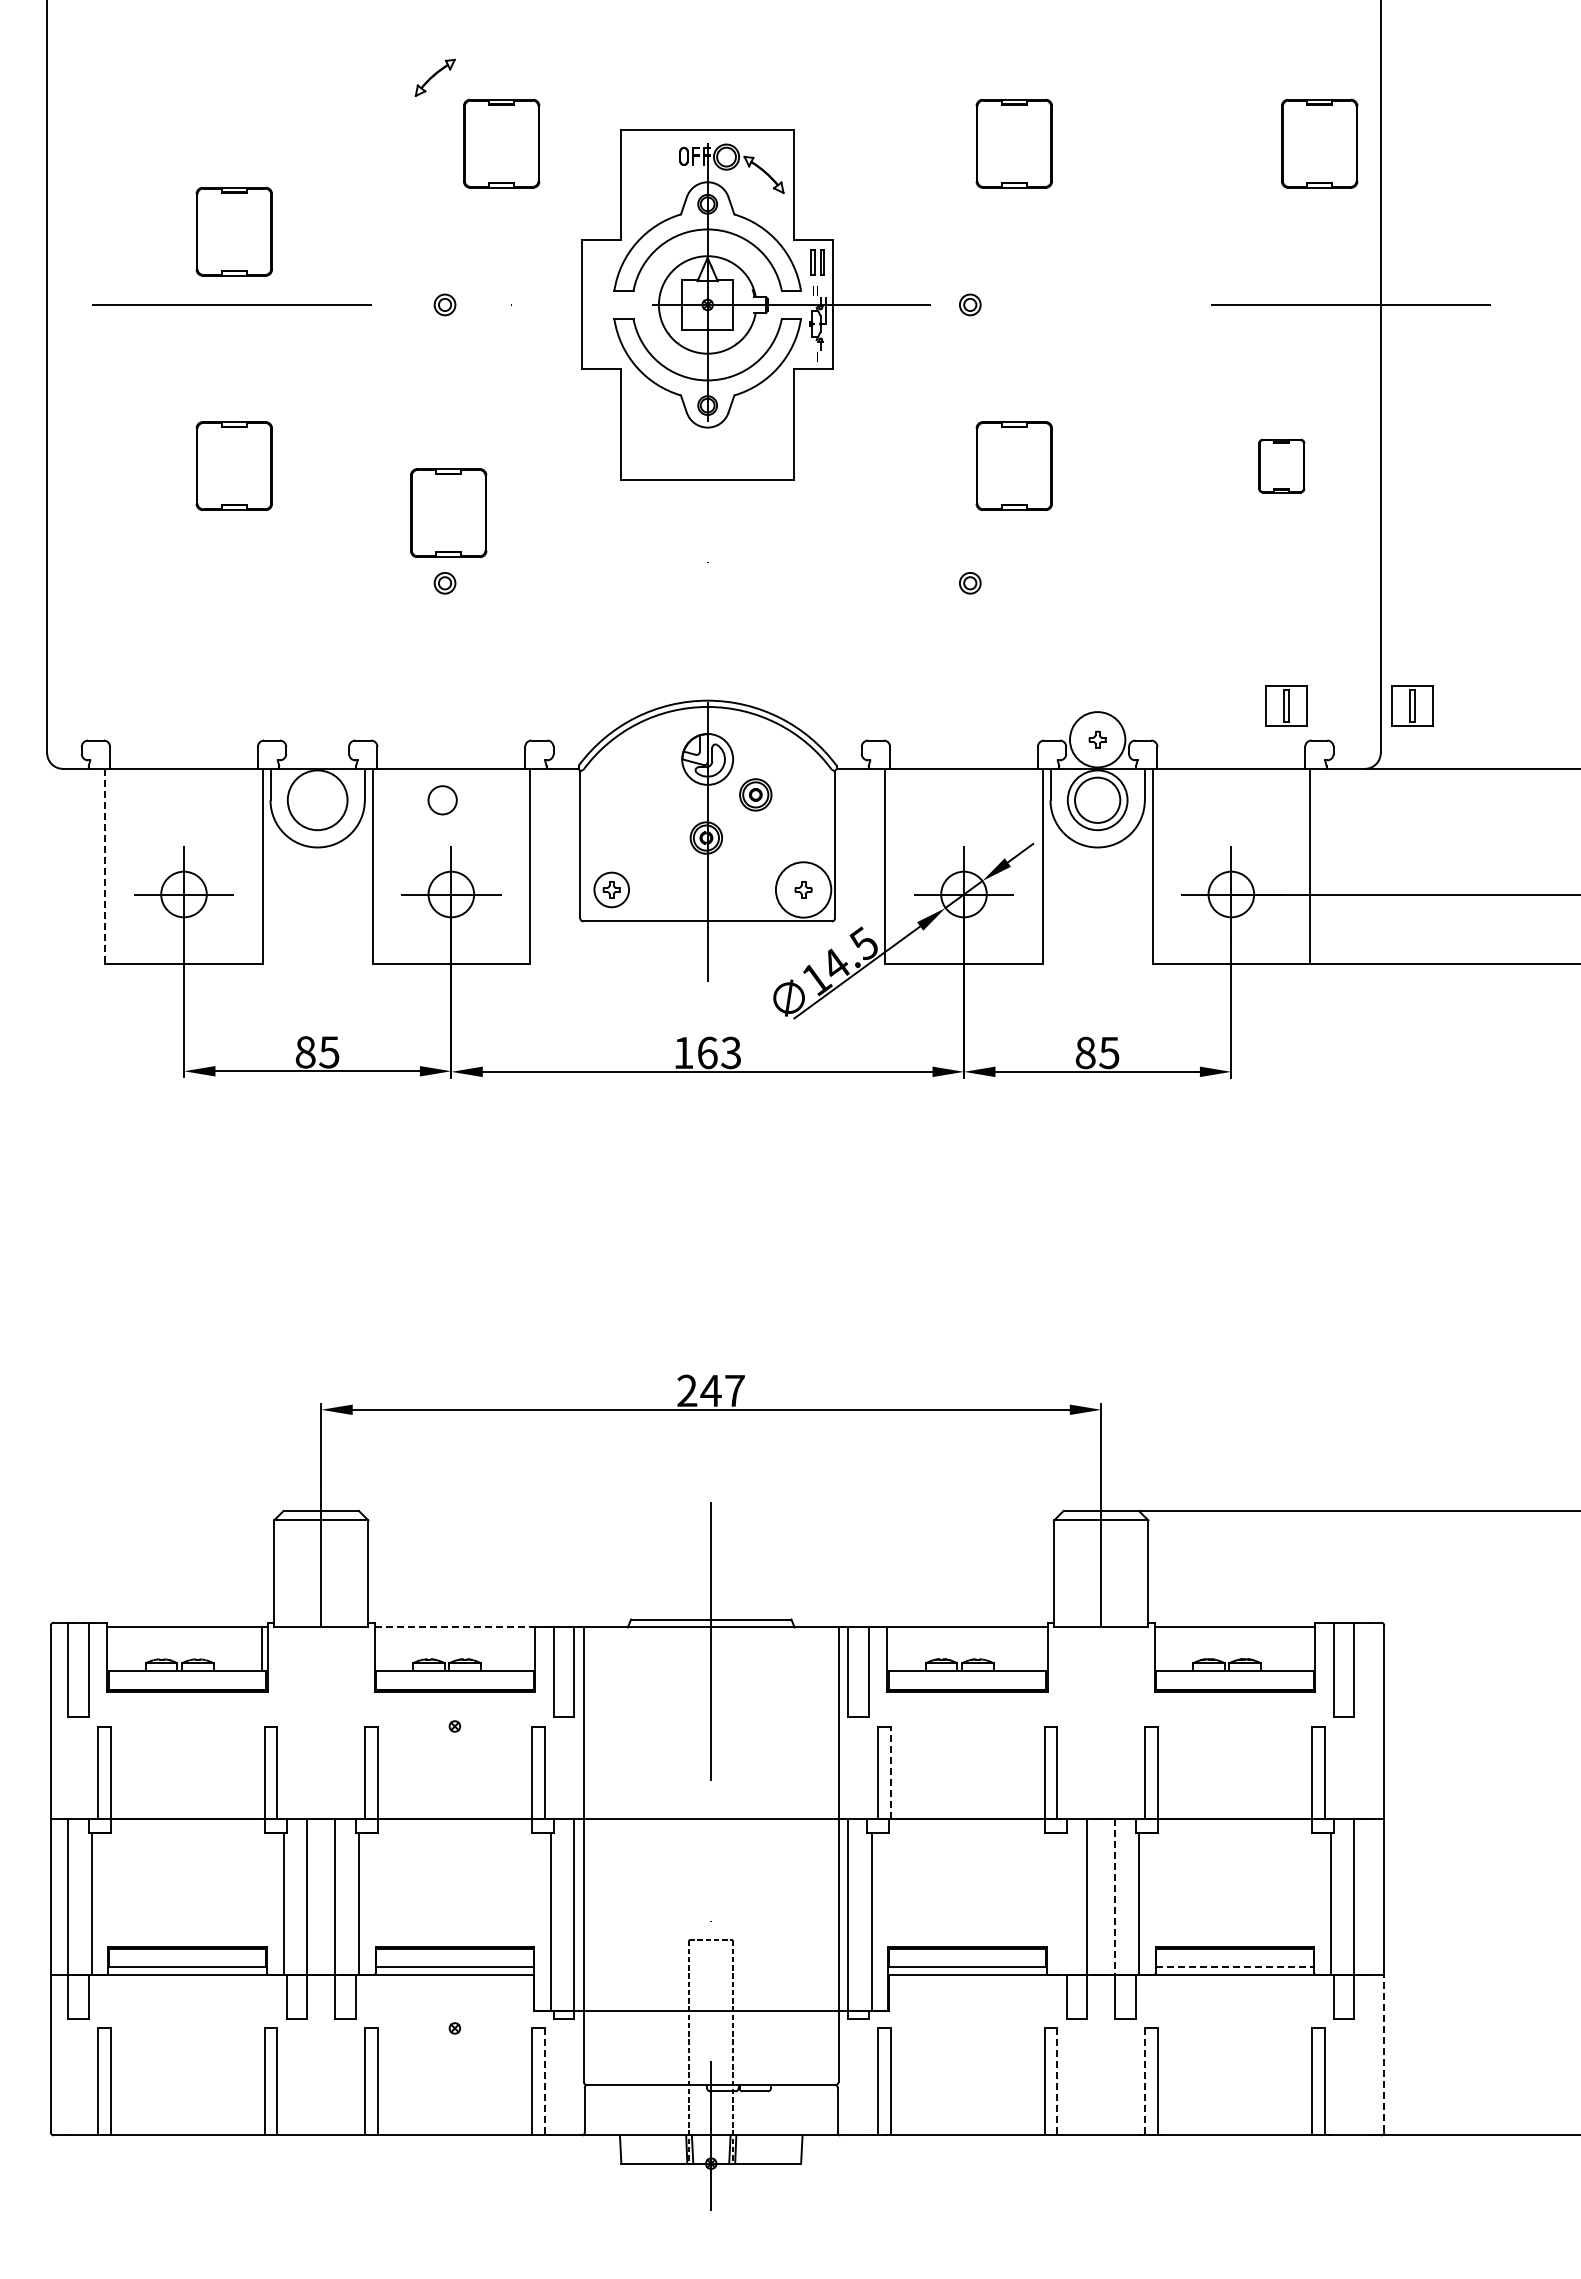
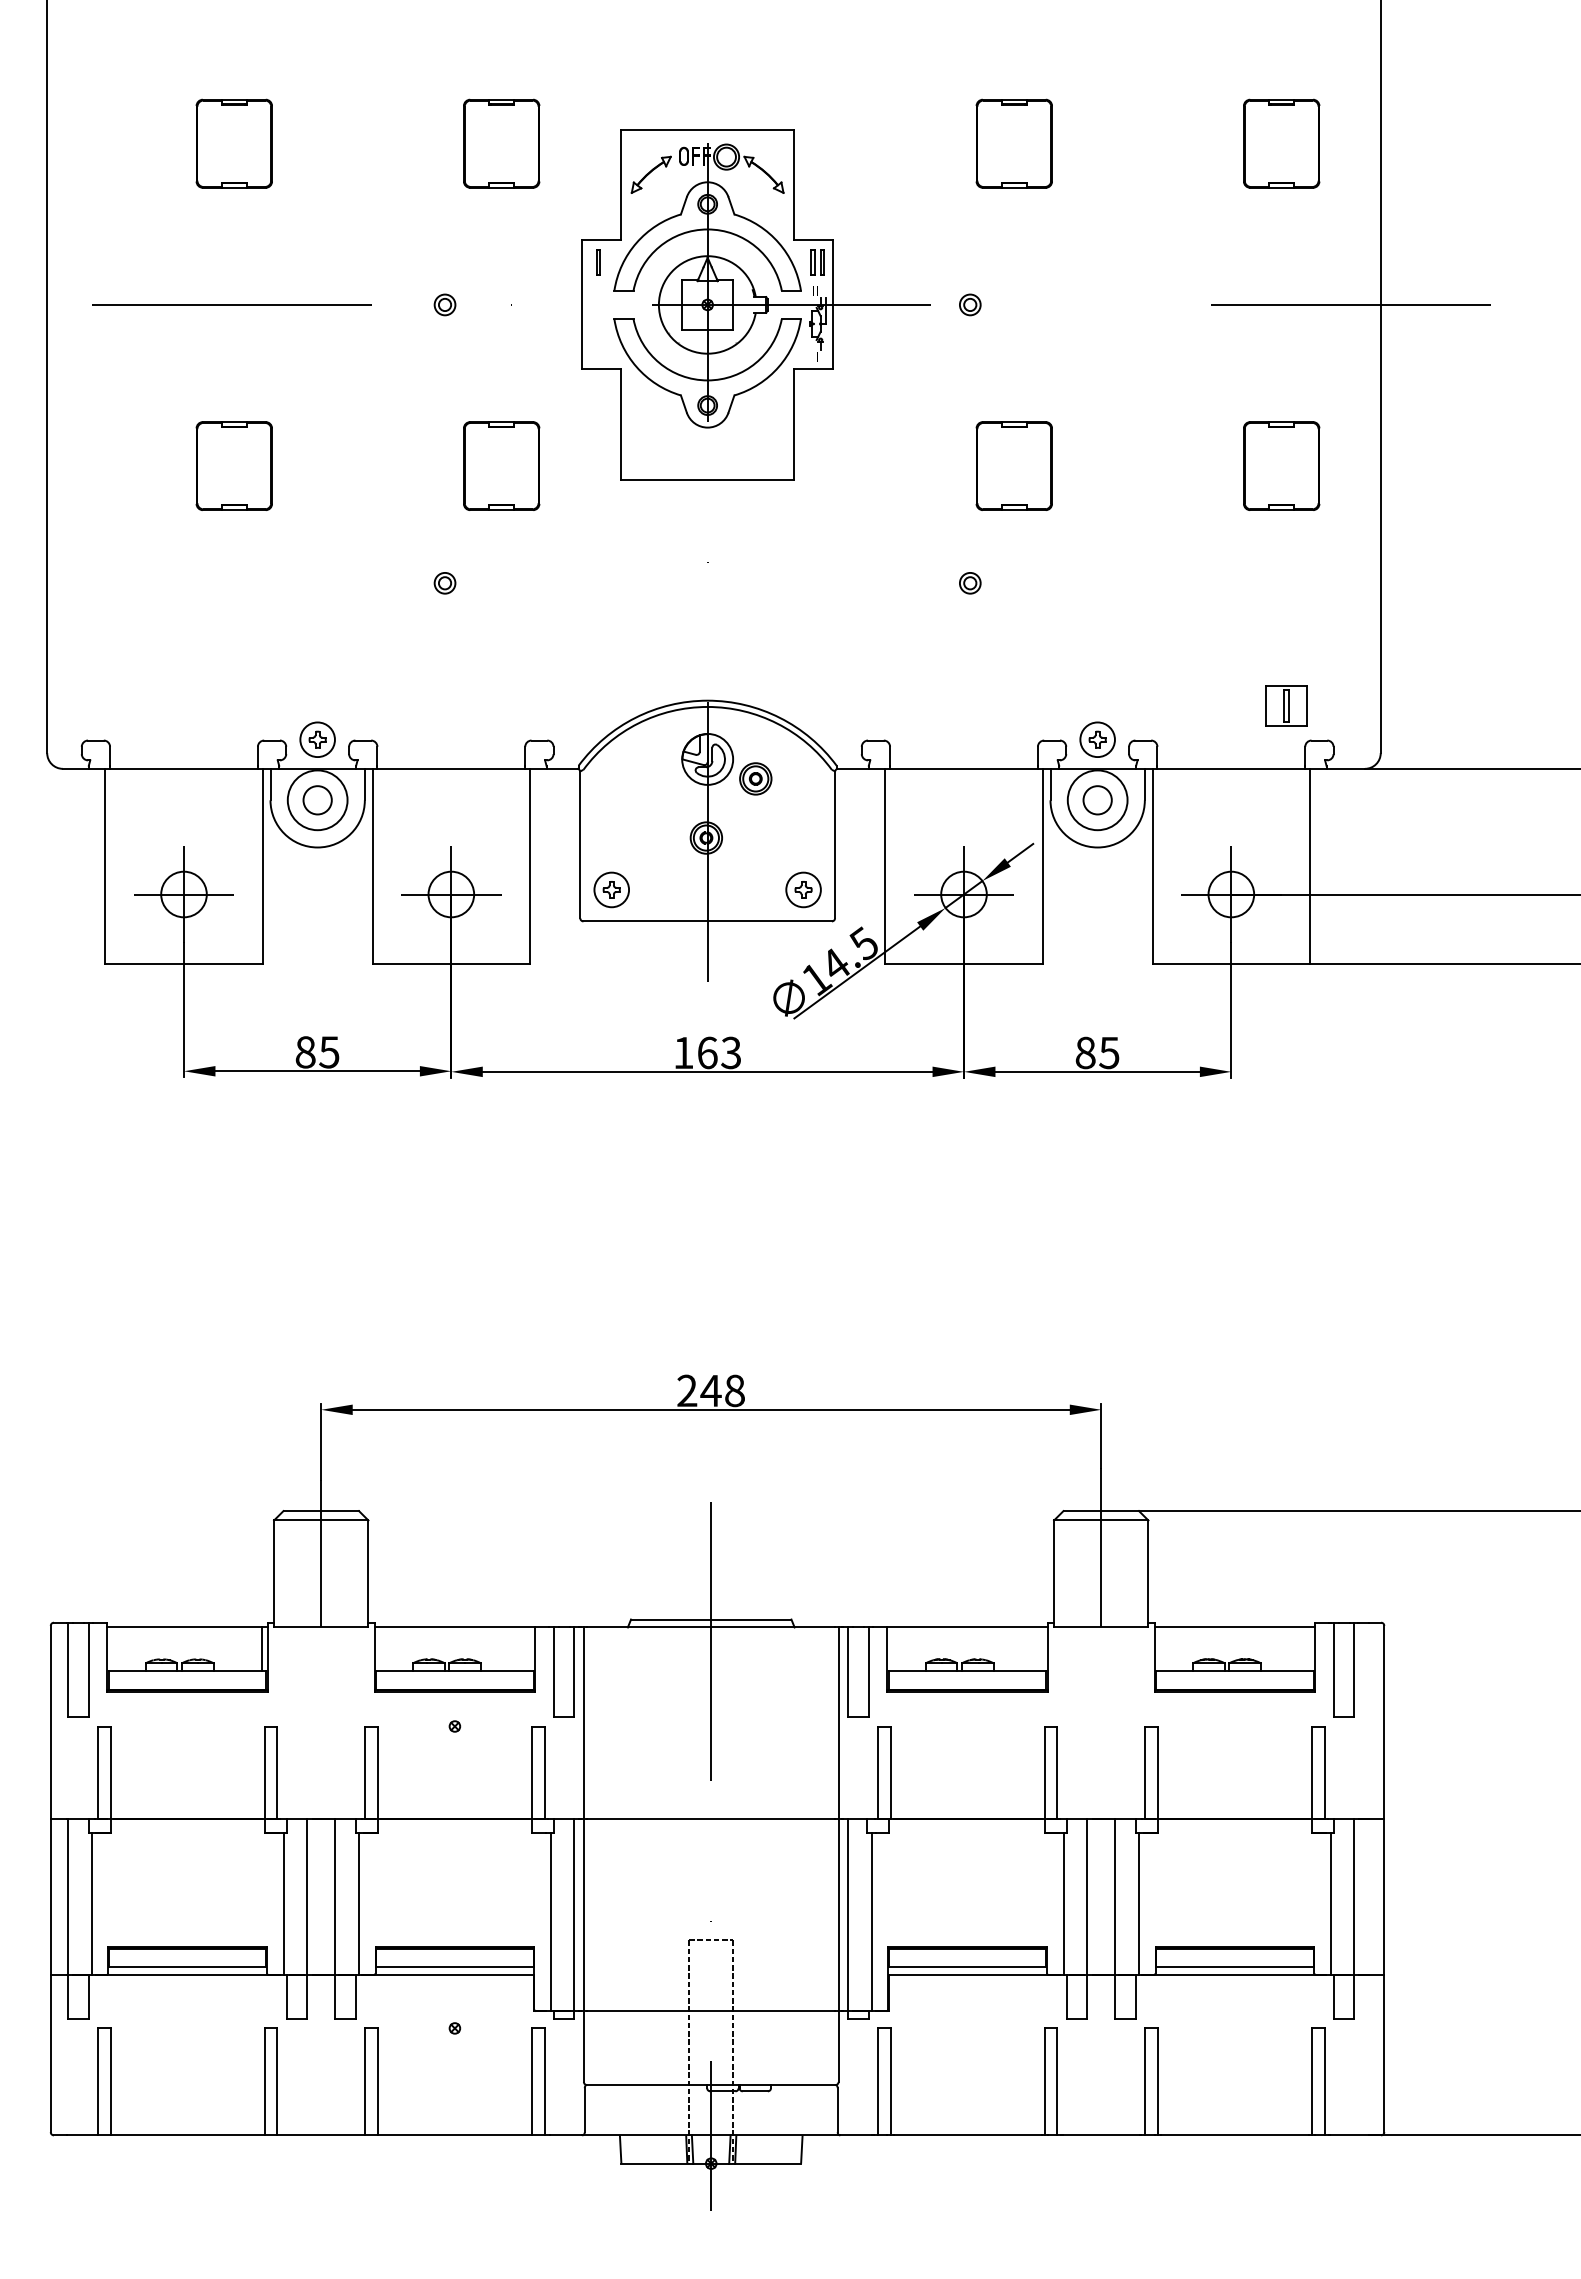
part position: (434, 77) -> (650, 174) (650, 174)
part position: (1319, 143) -> (1281, 143) (1281, 143)
part position: (233, 231) -> (233, 143) (233, 143)
line: none -> present (597, 262)
part size: 48x56 px -> 78x90 px (1281, 465)
part position: (448, 512) -> (501, 465) (501, 465)
part: present -> none (1412, 705)
part: none -> present (317, 739)
circle diameter: 55 px -> 35 px (1097, 739)
part position: (755, 794) -> (755, 778) (755, 778)
circle diameter: 45 px -> 28 px (1097, 800)
circle position: (442, 800) -> (317, 800) (317, 800)
line: dashed -> solid (105, 866)
circle diameter: 55 px -> 35 px (803, 889)
text: 247 -> 248 (734, 1390)
line: dashed -> solid (455, 1627)
line: dashed -> solid (890, 1772)
line: dashed -> solid (1115, 1897)
line: none -> present (1063, 1903)
line: dashed -> solid (1234, 1967)
line: dashed -> solid (1384, 2053)
line: dashed -> solid (544, 2082)
line: dashed -> solid (1057, 2082)
line: dashed -> solid (1145, 2082)
